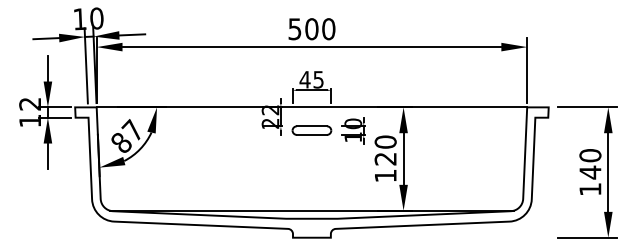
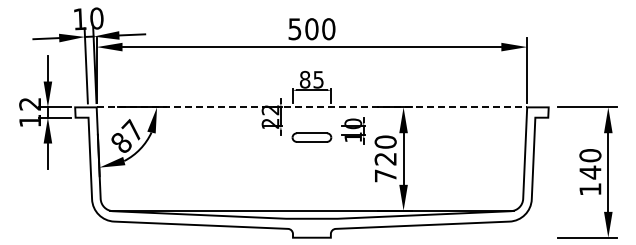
text: 45 -> 85 (304, 79)
line: solid -> dashed (312, 107)
part position: (311, 130) -> (311, 137) (311, 137)
text: 120 -> 720 (385, 175)
